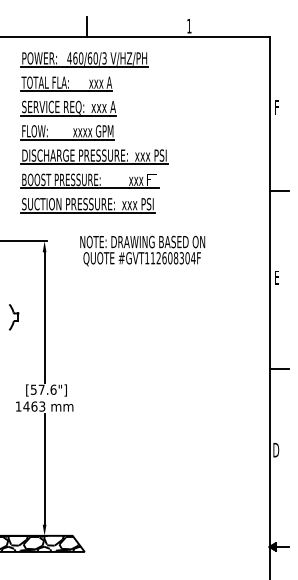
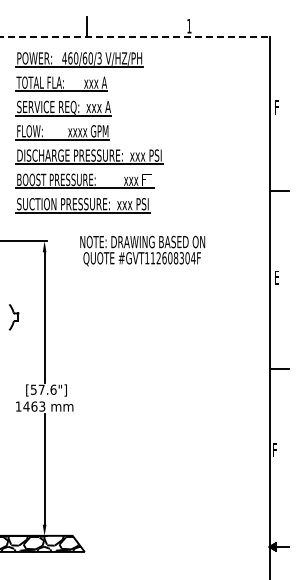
line: solid -> dashed (135, 36)
part position: (94, 132) -> (89, 132) (89, 132)
text: D -> F (276, 449)
